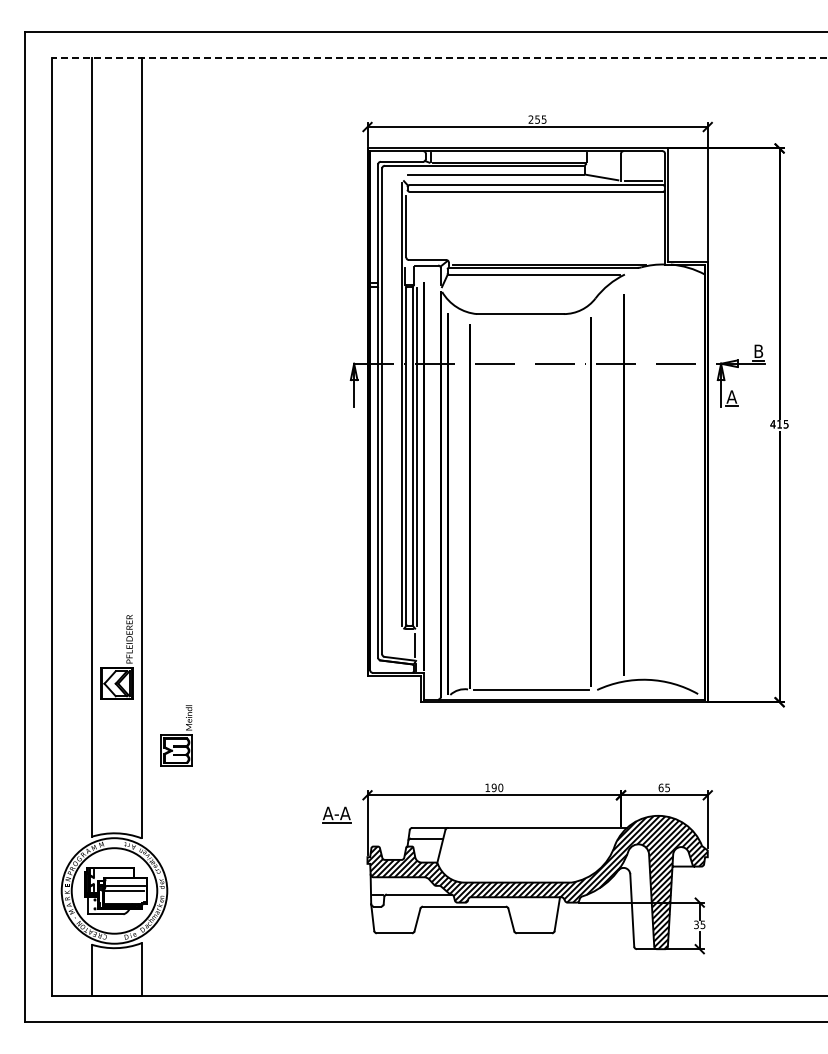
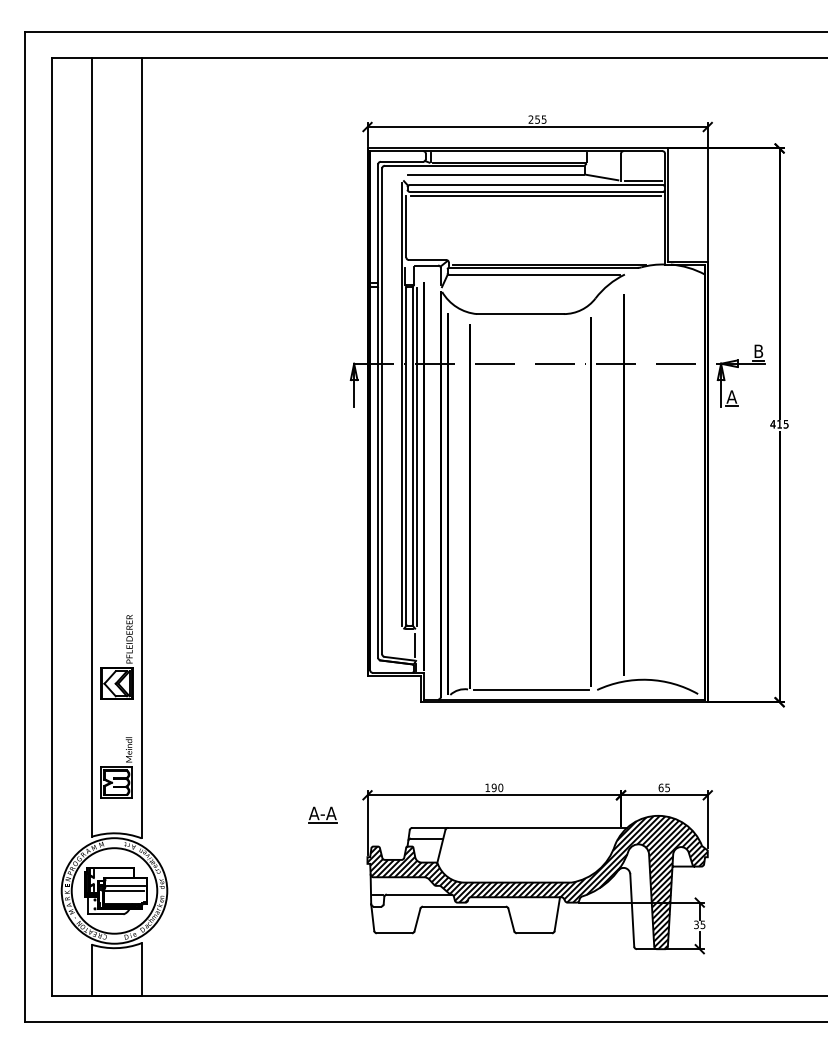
line: dashed -> solid (439, 58)
line: none -> present (536, 195)
part position: (176, 735) -> (116, 767) (116, 767)
part position: (336, 814) -> (322, 814) (322, 814)
